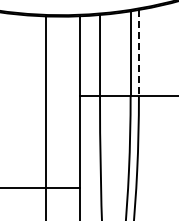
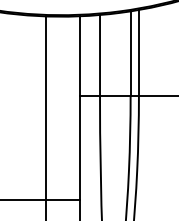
line: dashed -> solid (138, 53)
line position: (41, 187) -> (41, 199) (41, 199)
